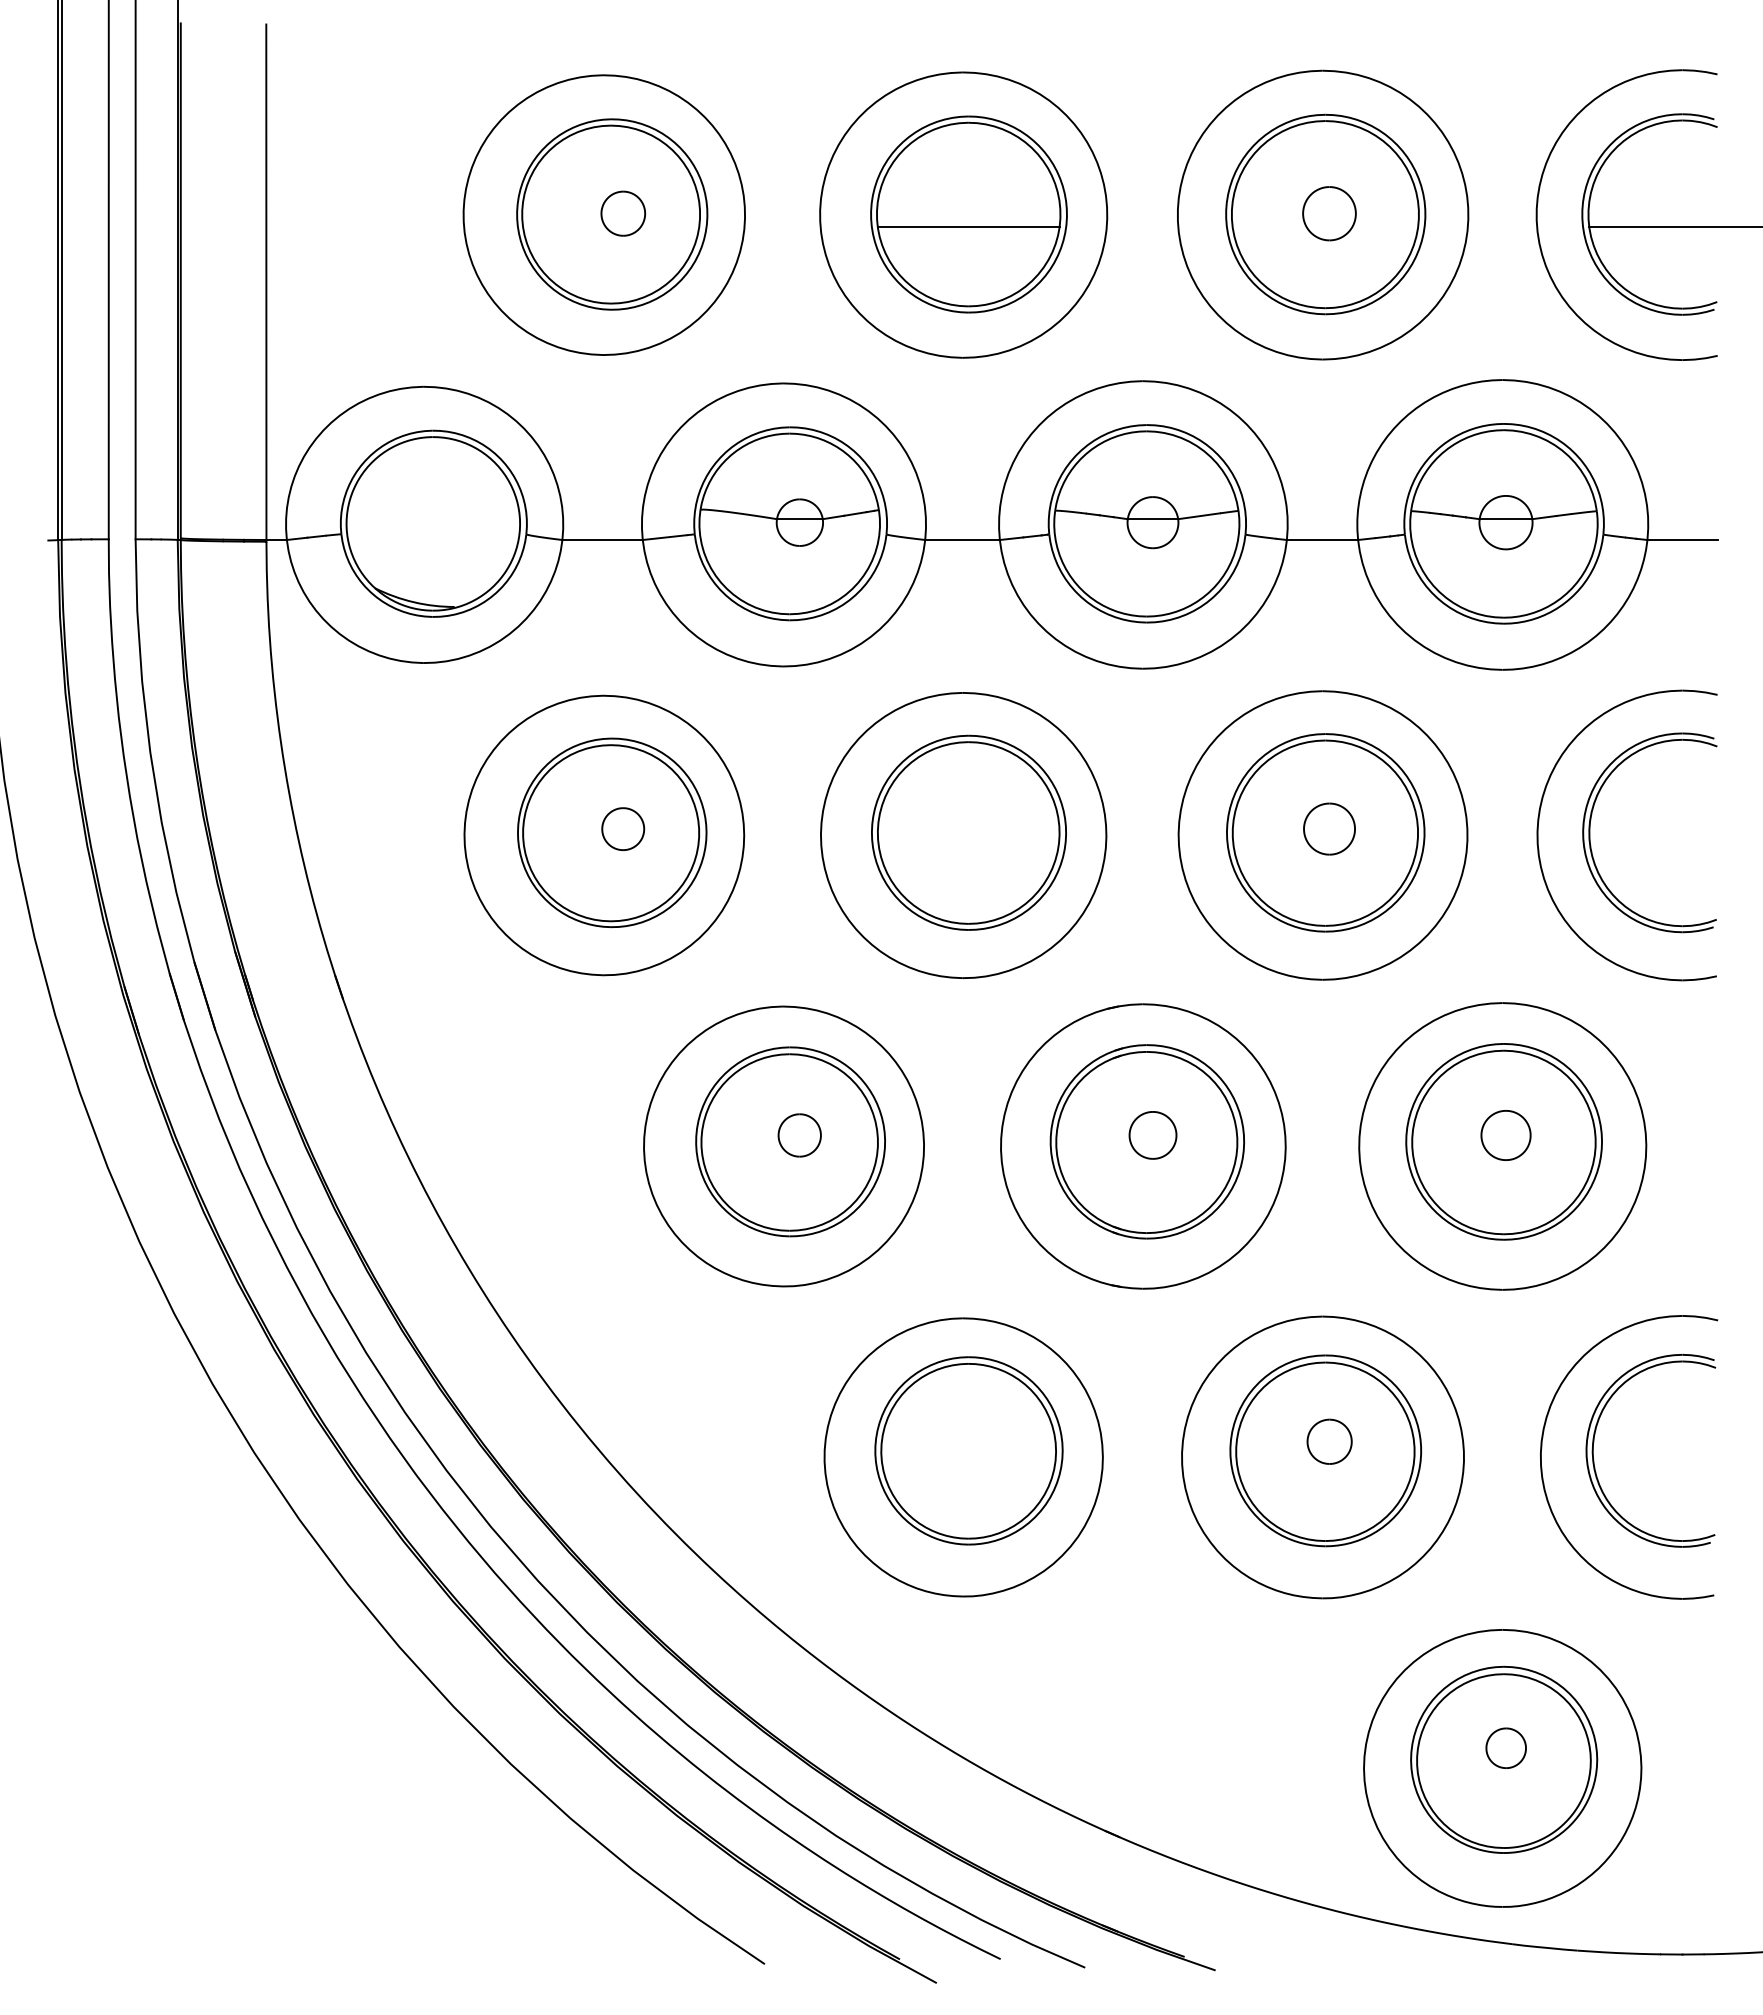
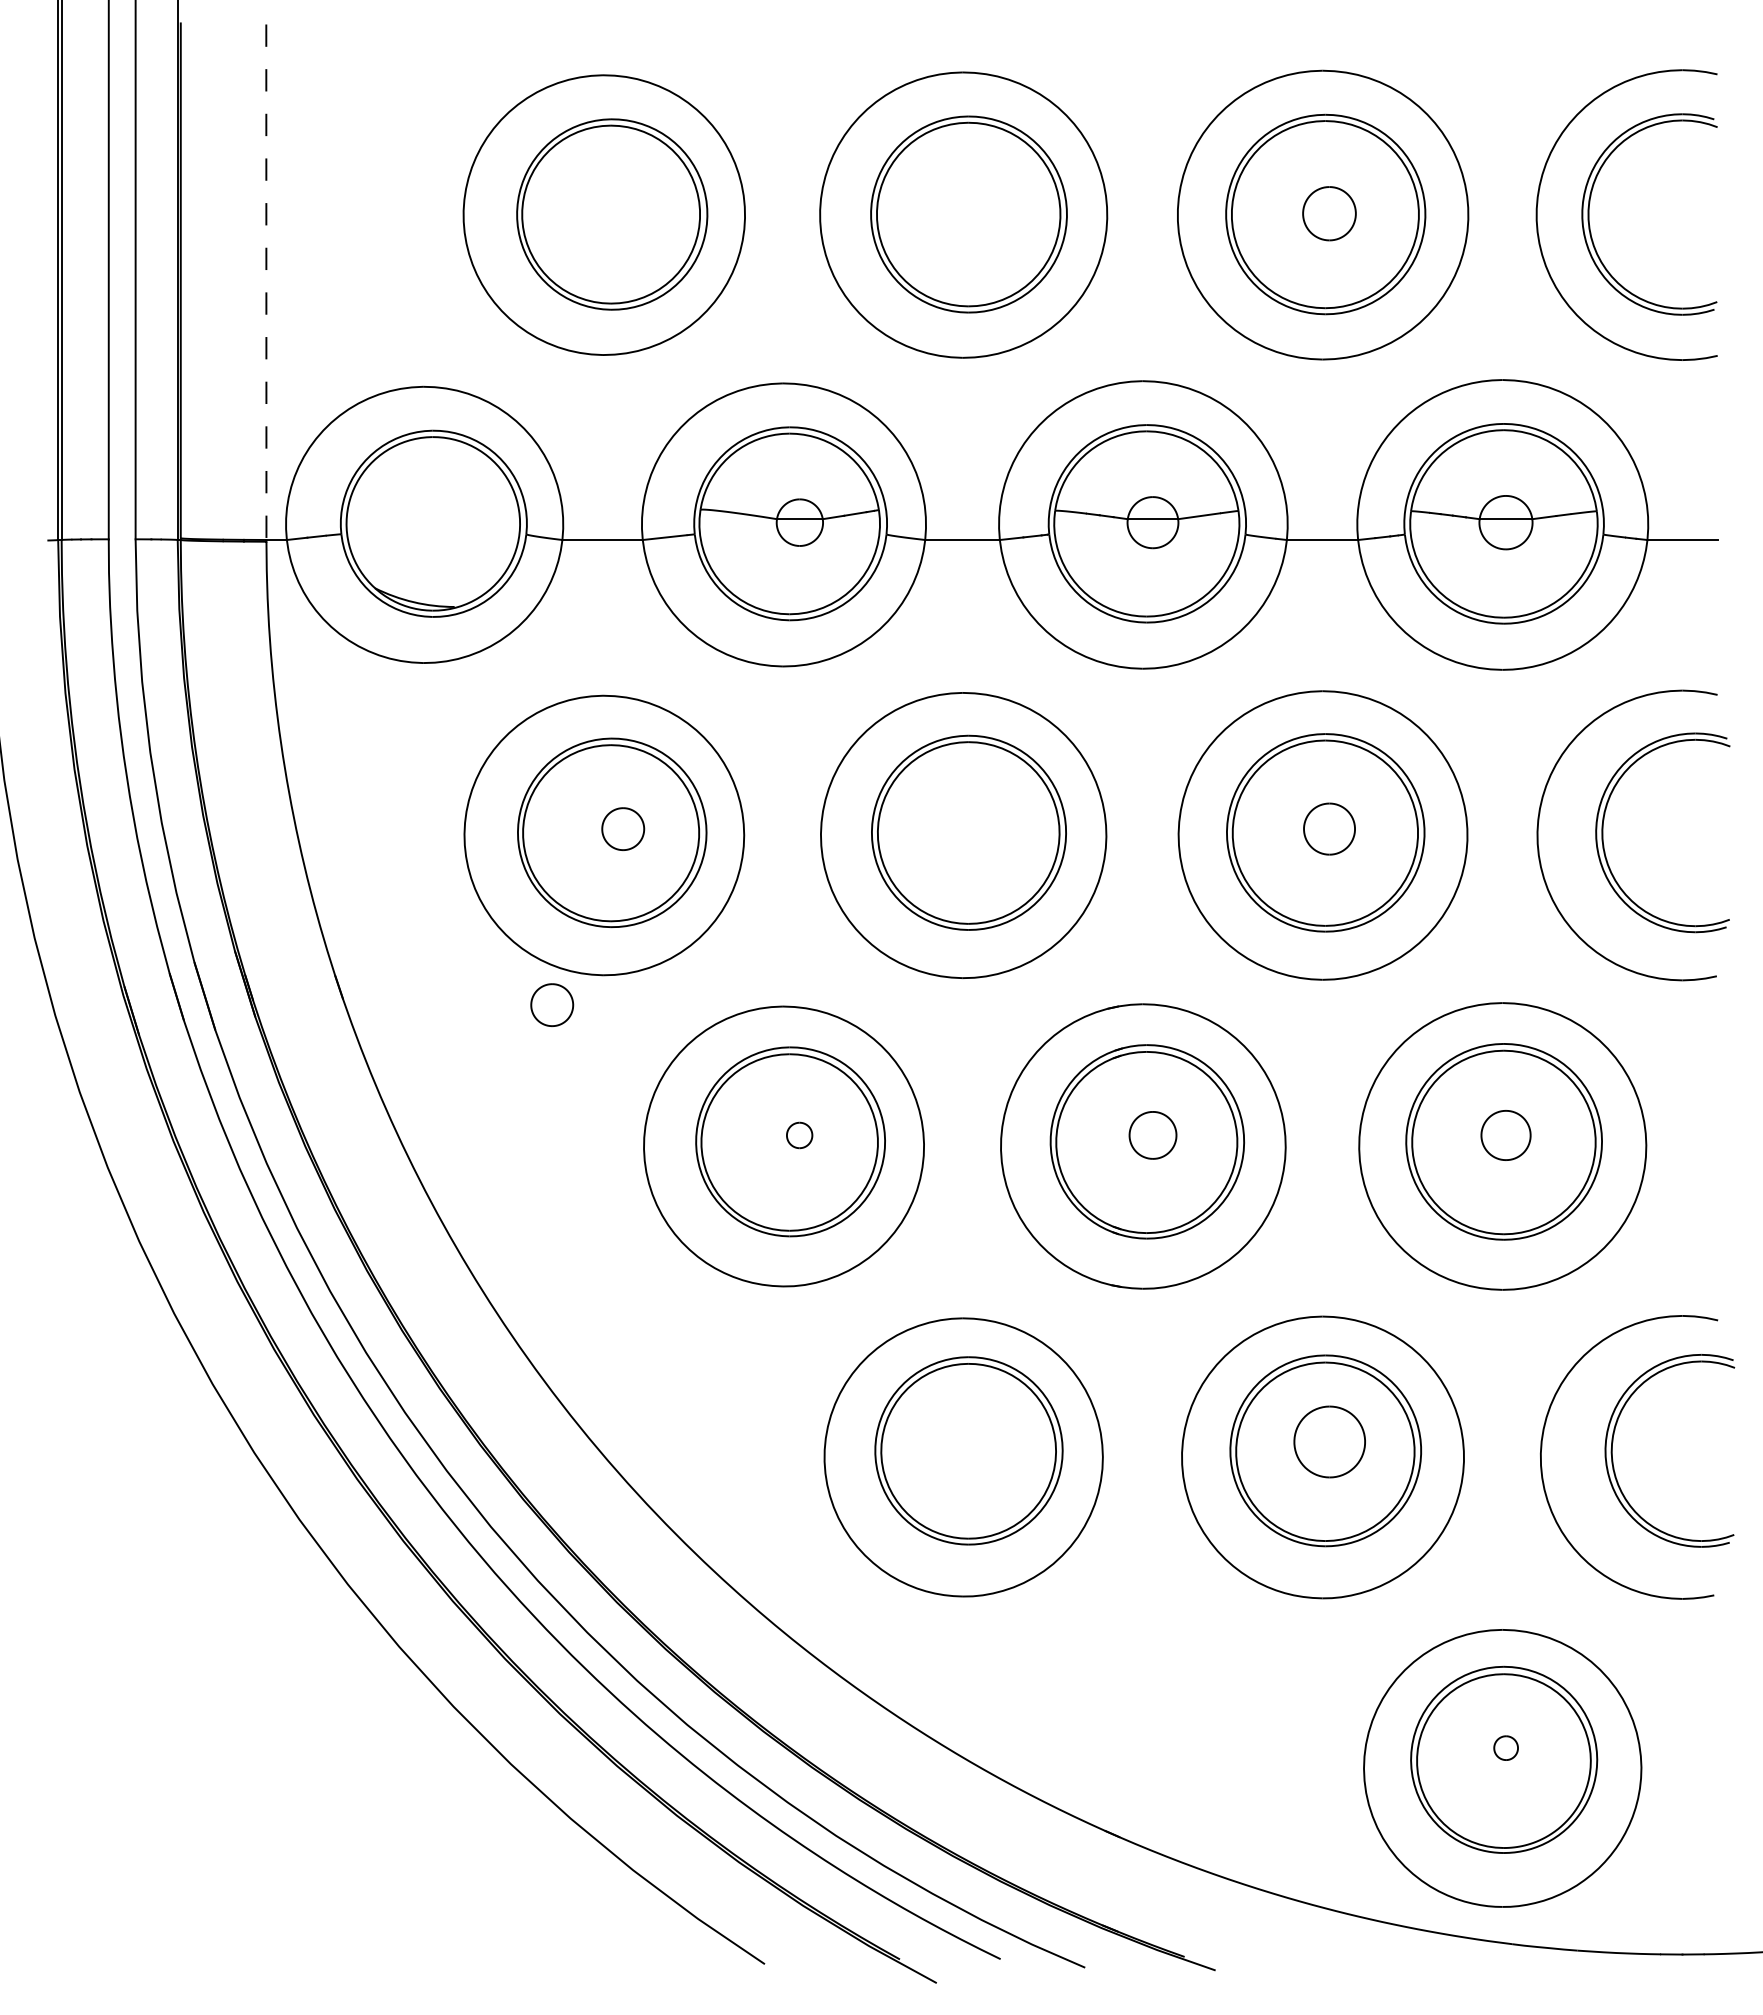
part: present -> none (623, 213)
line: present -> none (968, 227)
line: present -> none (1674, 227)
line: solid -> dashed (266, 282)
part position: (1590, 832) -> (1603, 832) (1603, 832)
part: none -> present (552, 1004)
part size: 45x45 px -> 28x29 px (799, 1135)
part size: 47x47 px -> 73x74 px (1329, 1441)
part position: (1594, 1442) -> (1613, 1442) (1613, 1442)
part size: 42x42 px -> 26x26 px (1505, 1747)
